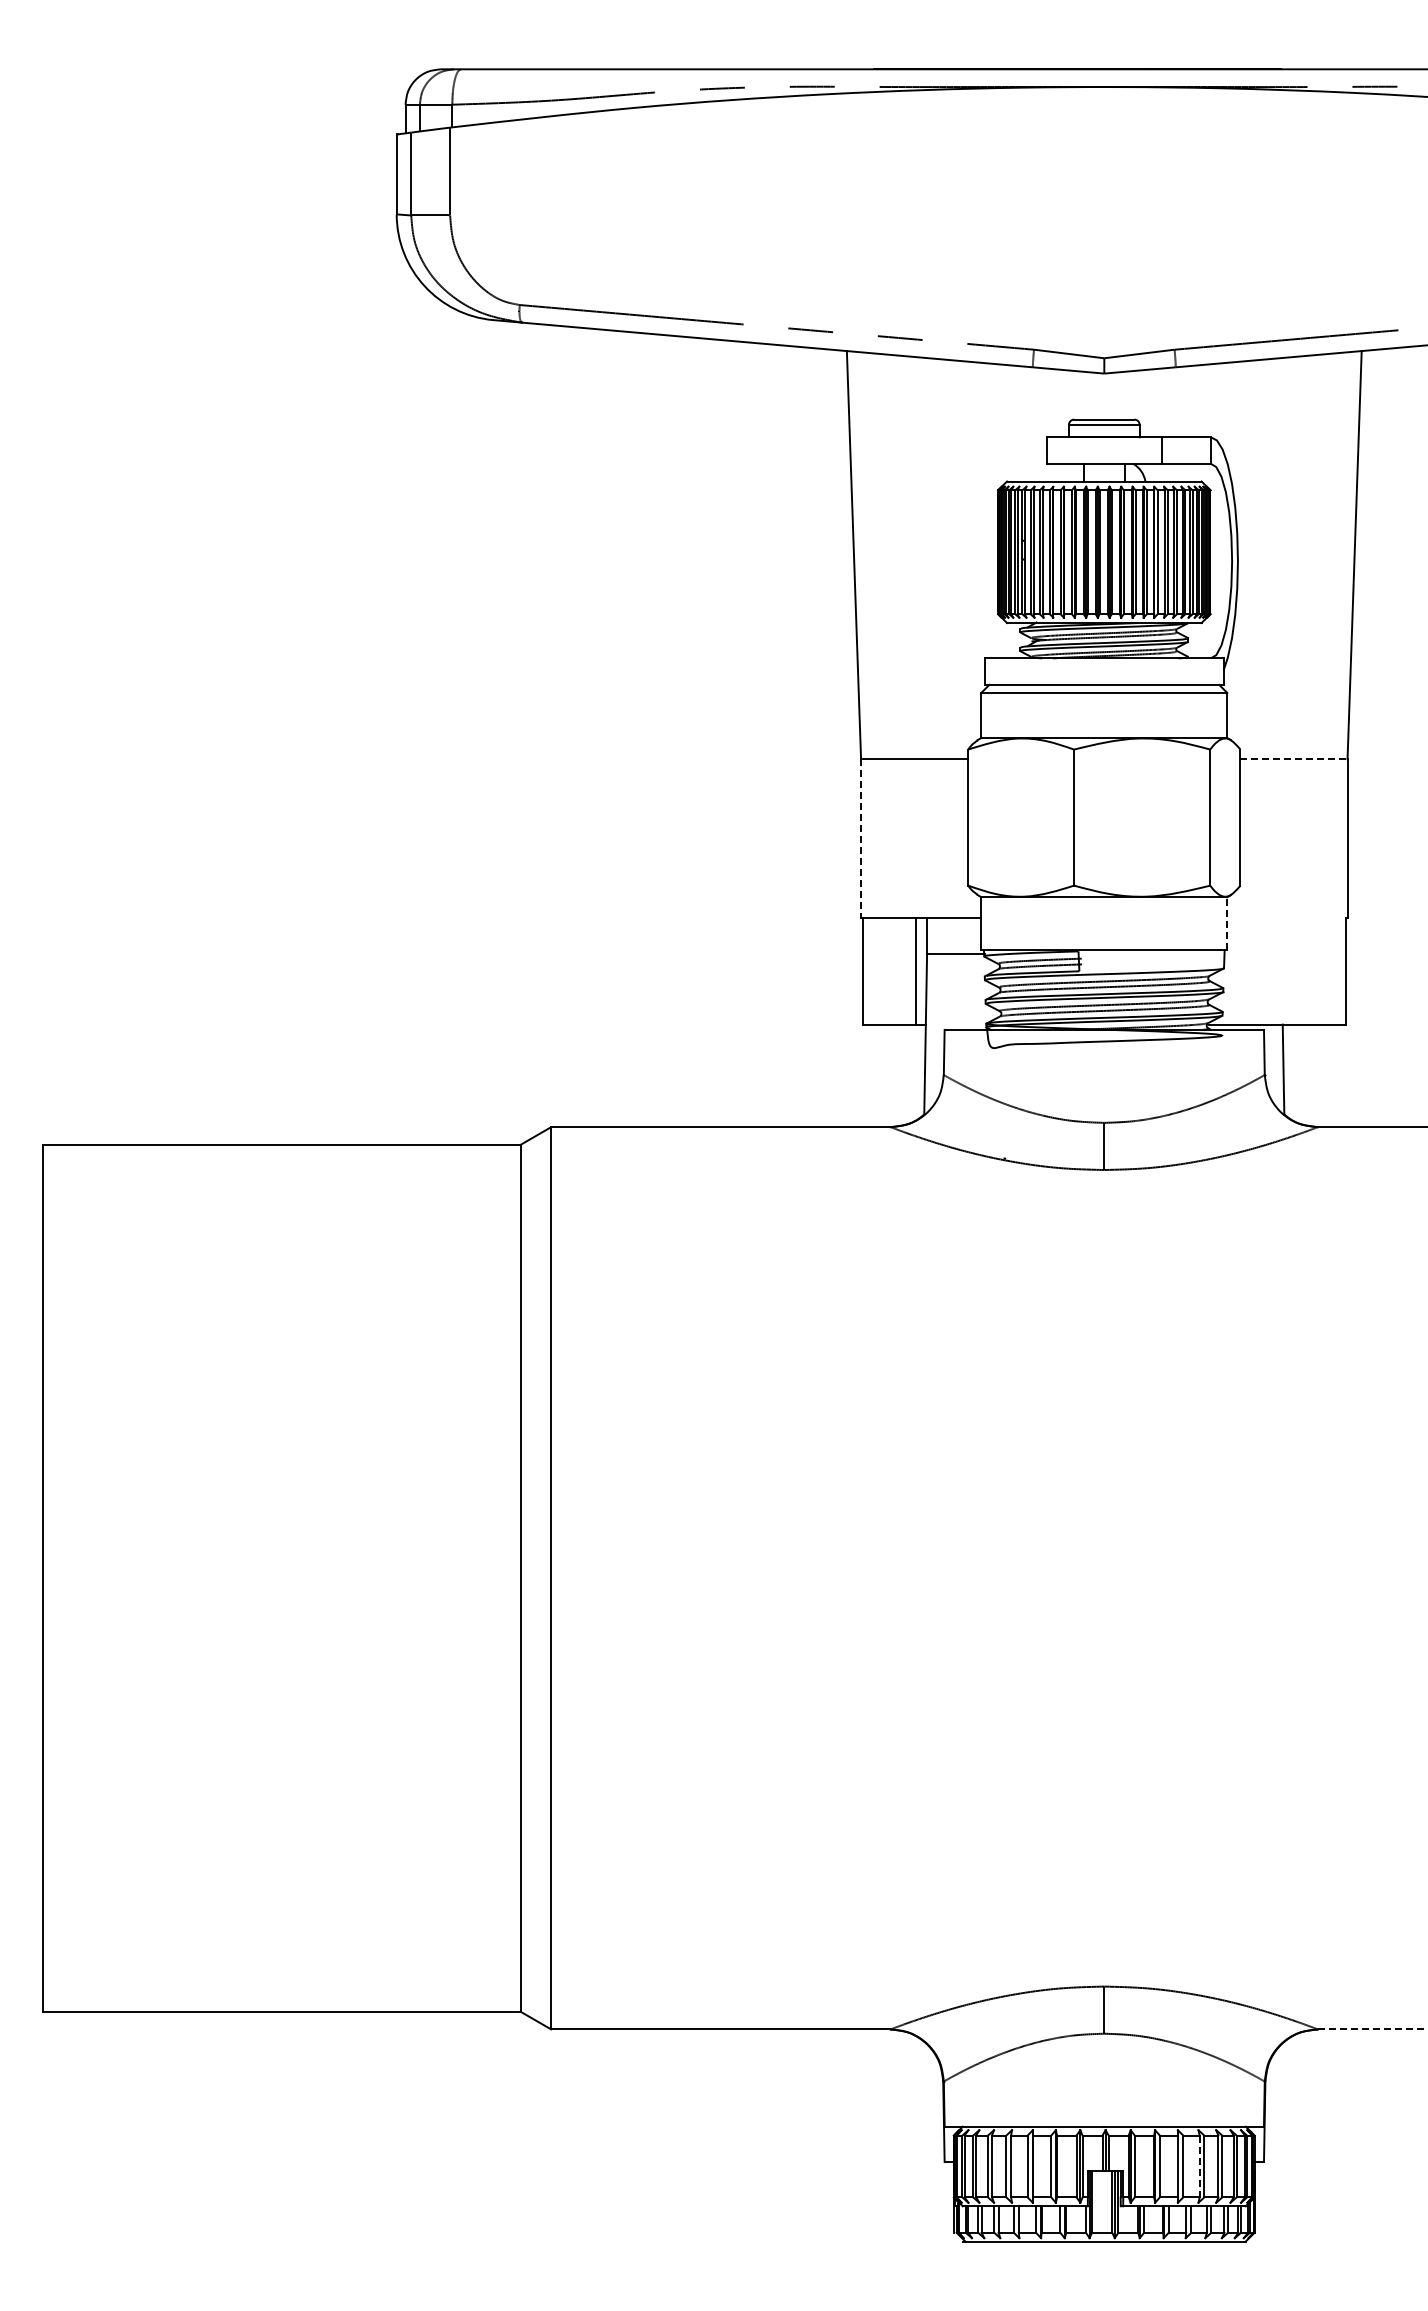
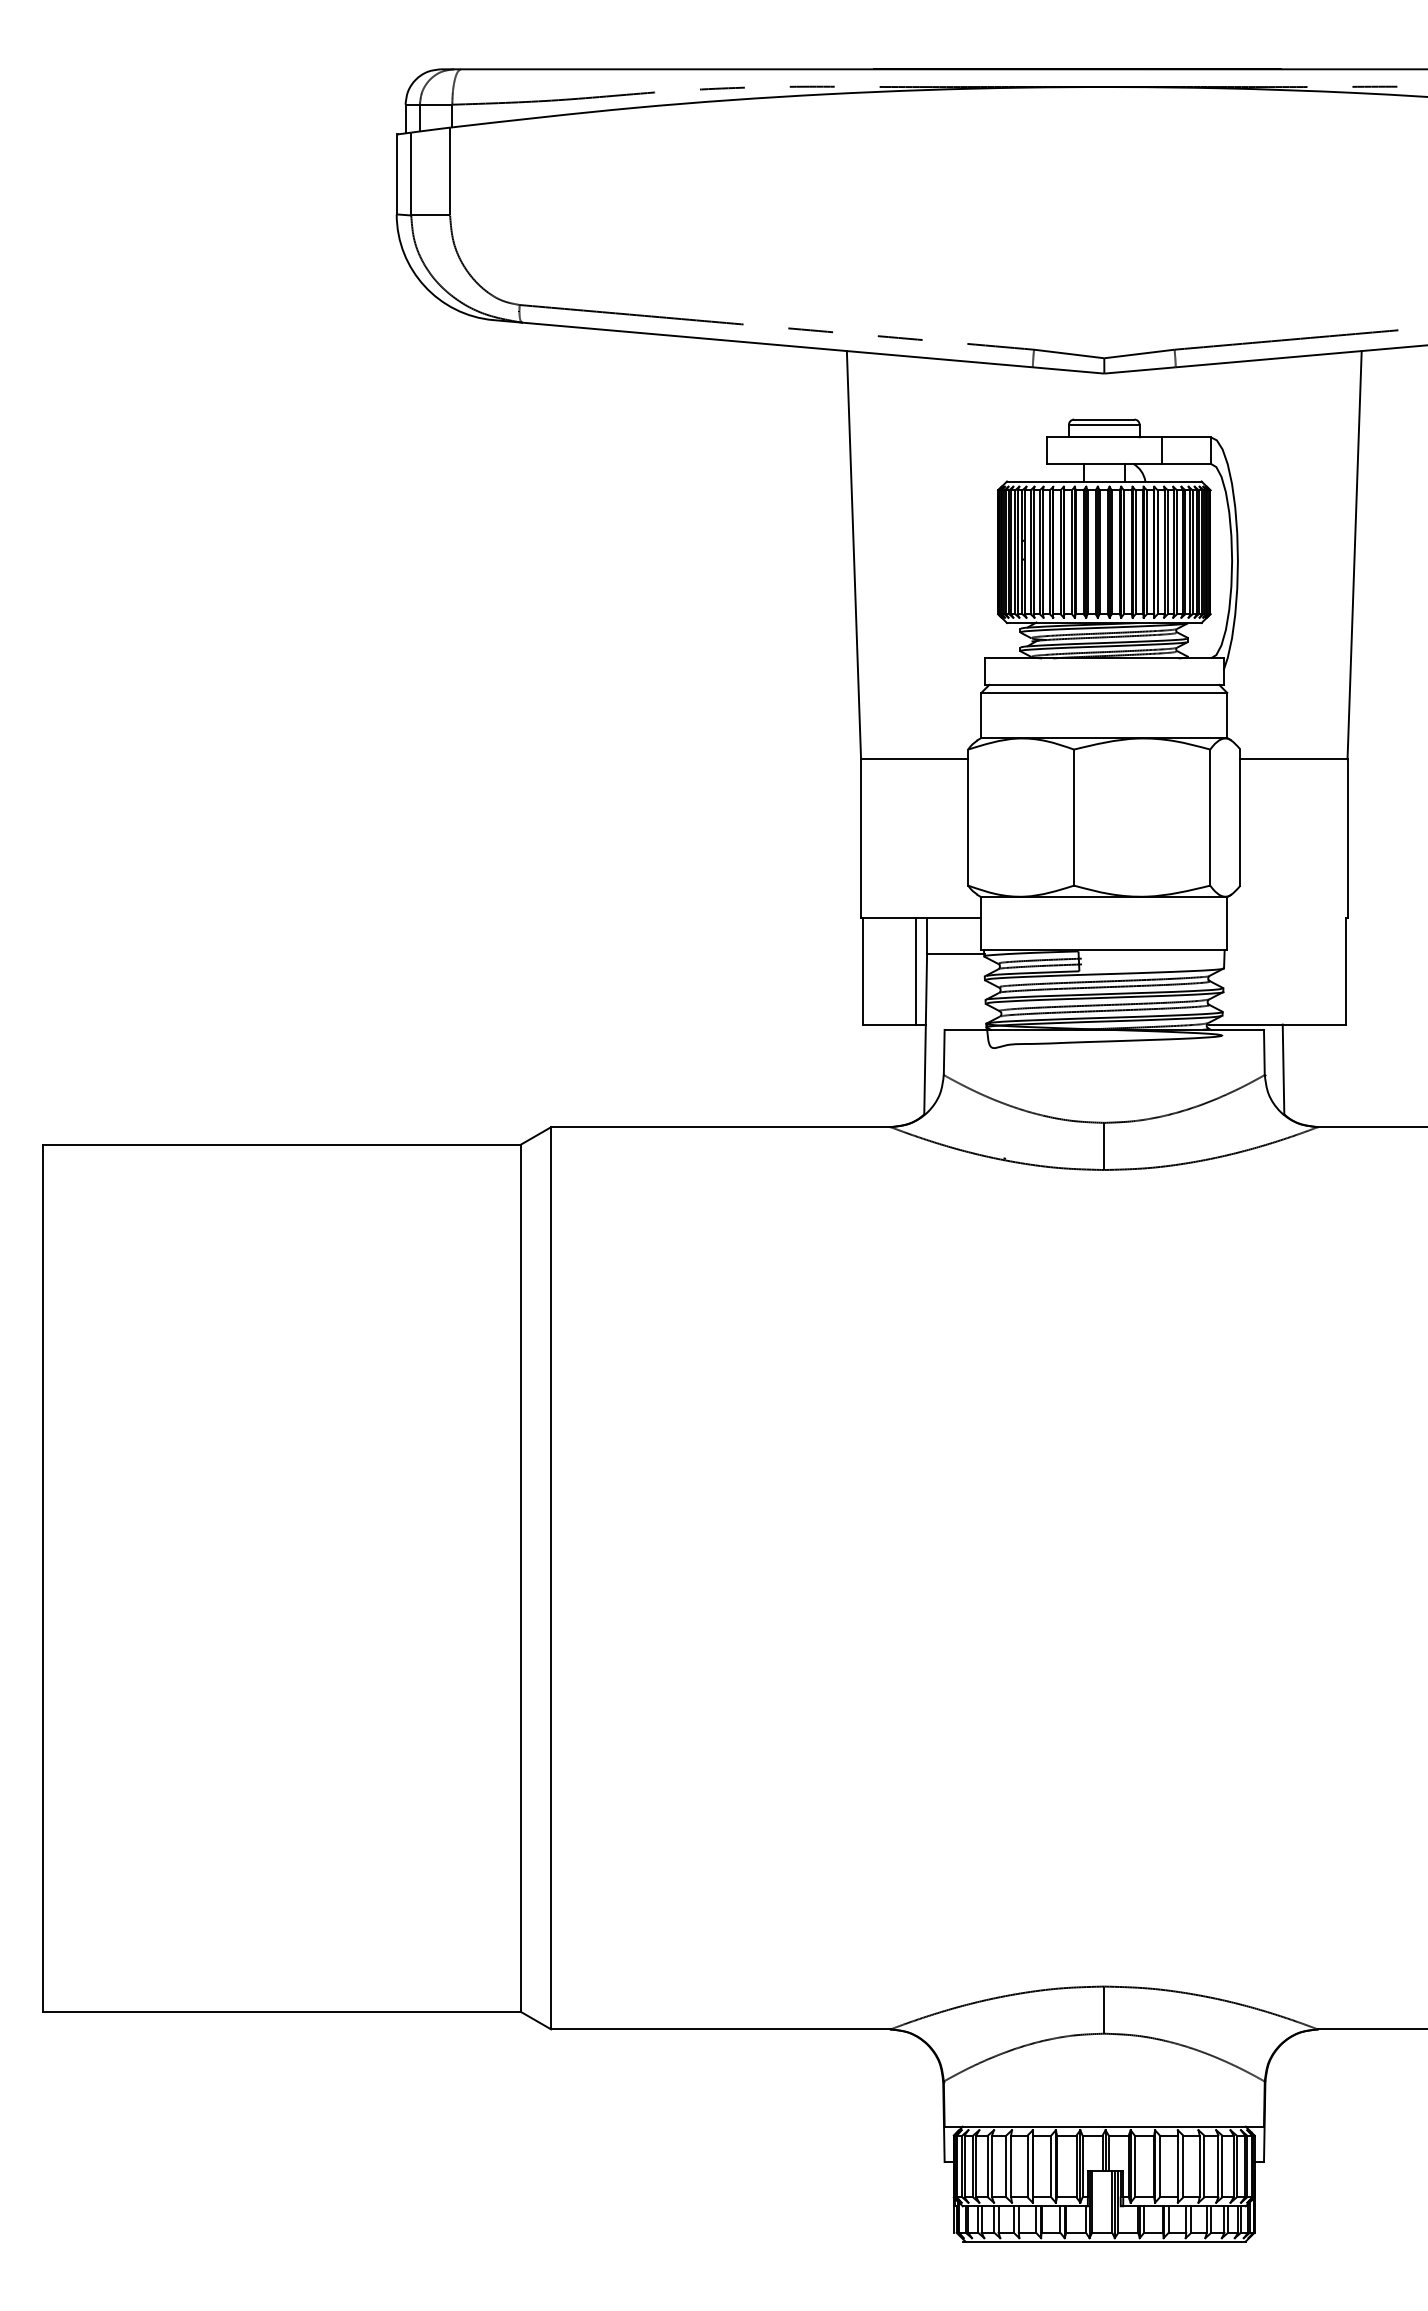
line: dashed -> solid (1294, 759)
line: dashed -> solid (861, 838)
line: dashed -> solid (1227, 923)
line: dashed -> solid (1372, 2029)
line: dashed -> solid (1199, 2166)
